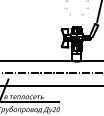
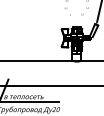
line: present -> none (51, 73)
